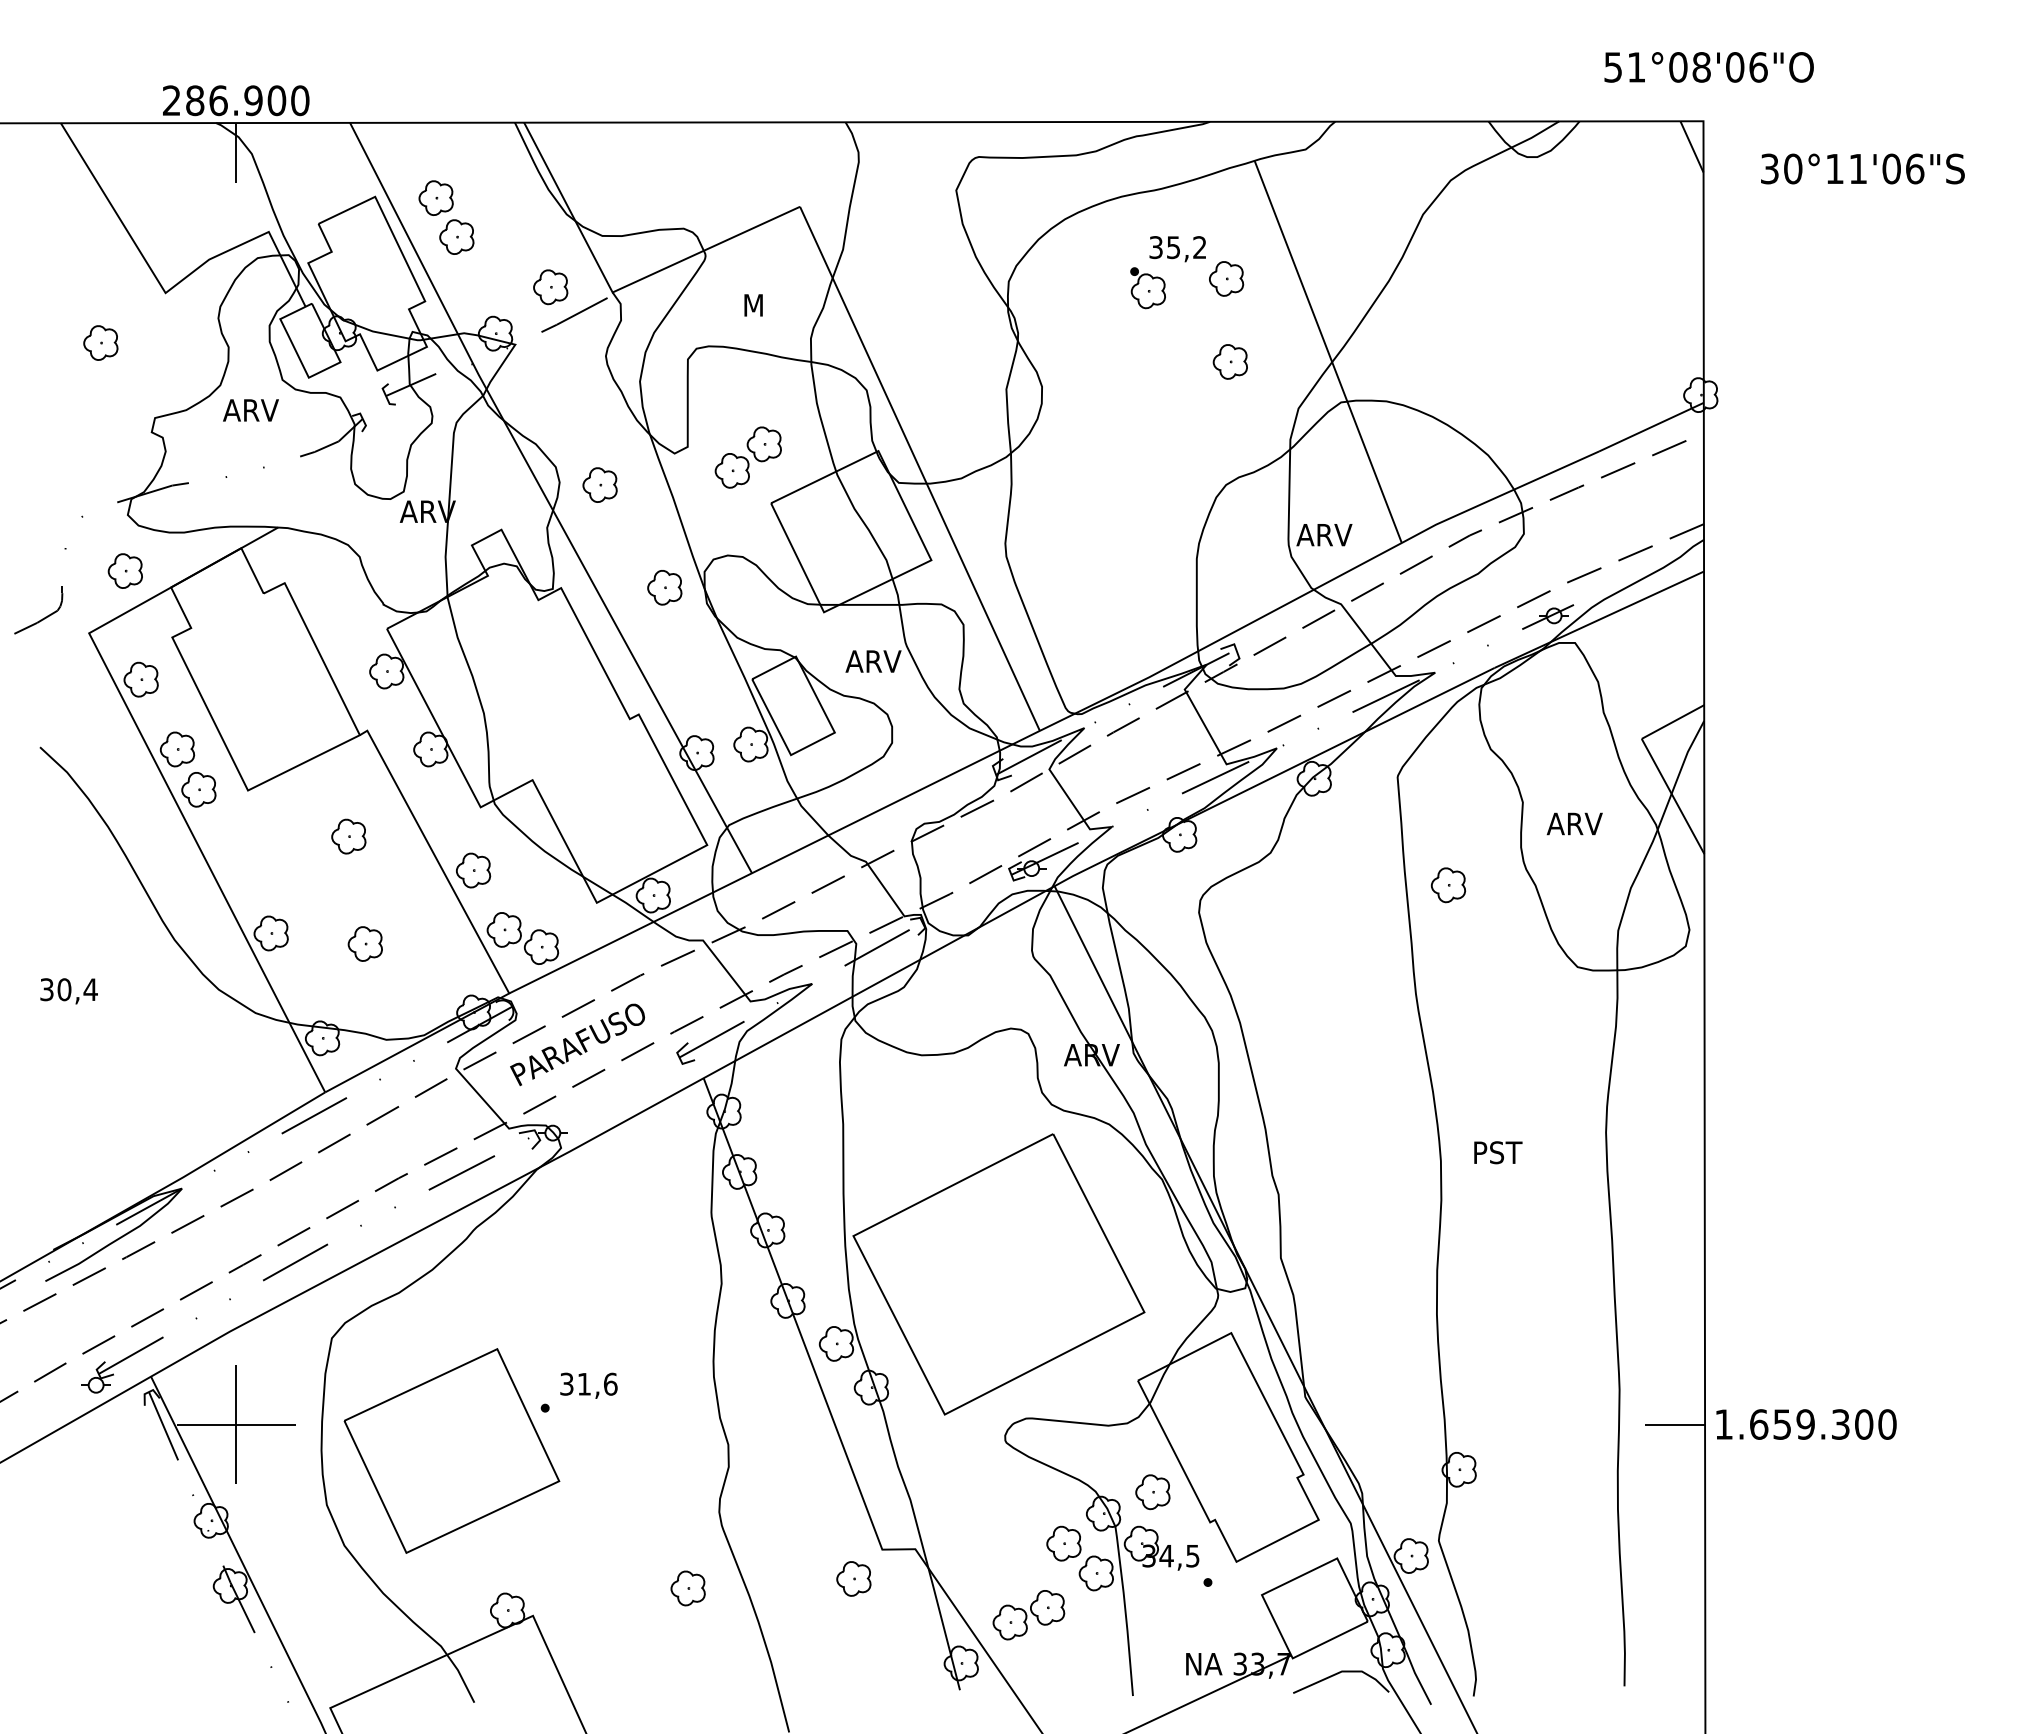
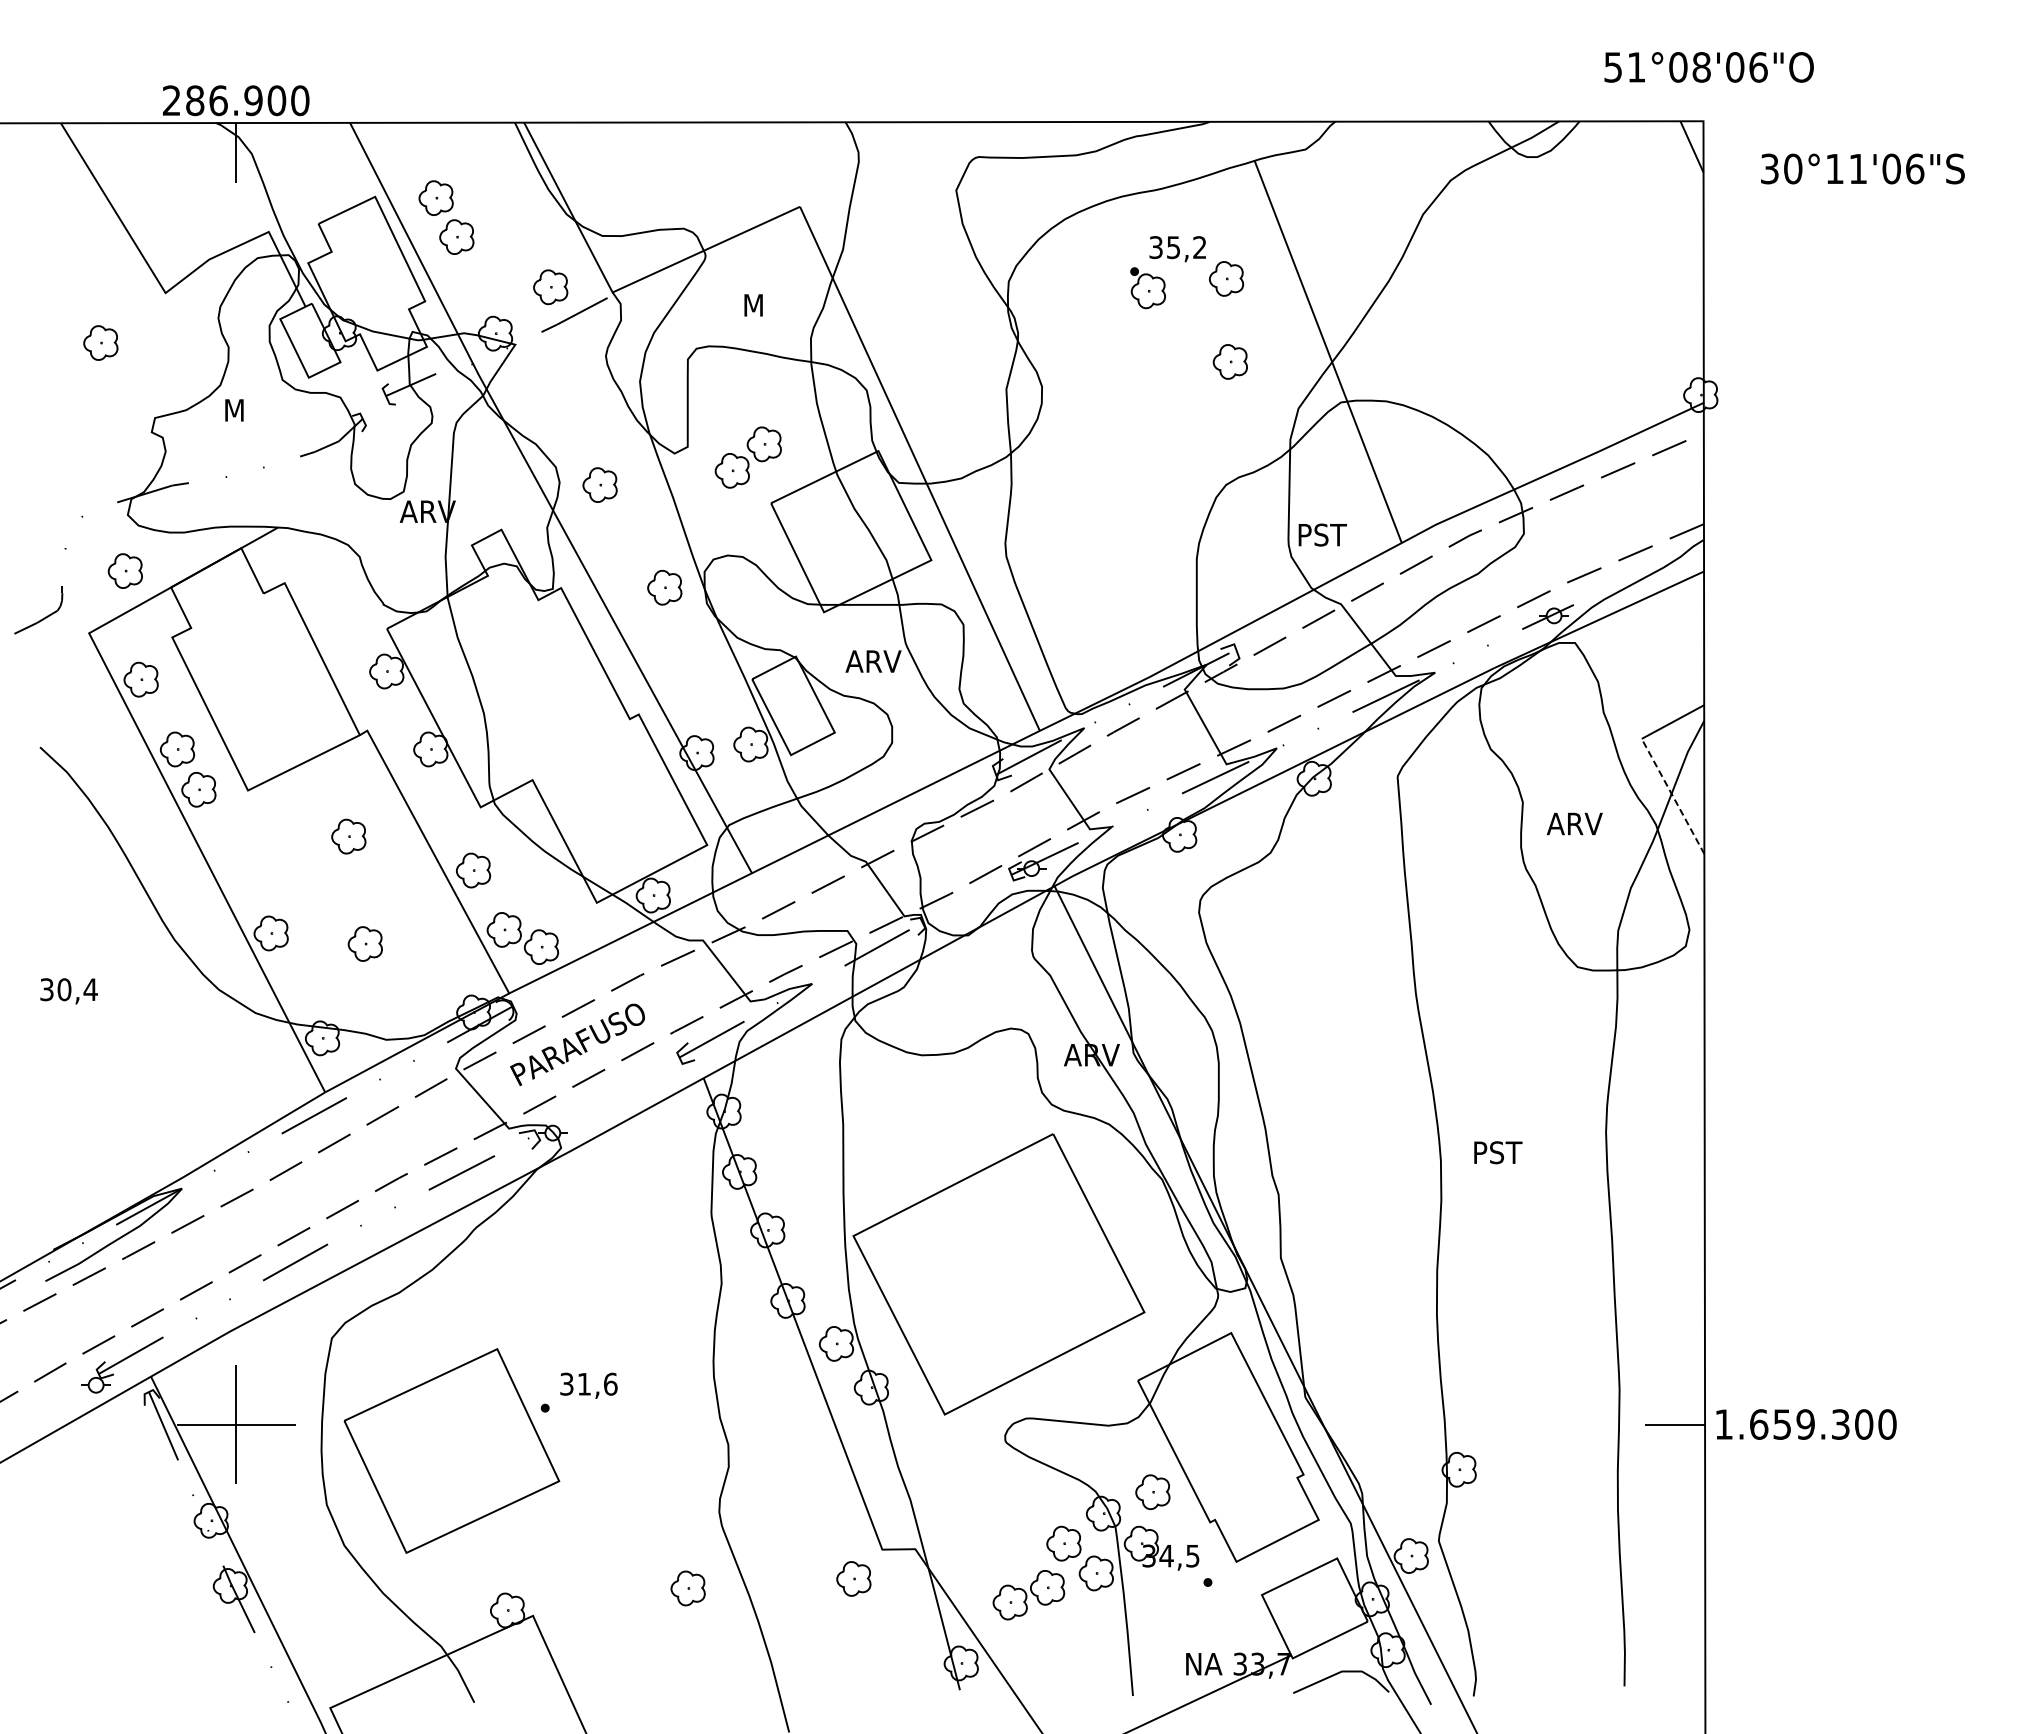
text: ARV -> M (250, 410)
text: ARV -> PST (1324, 534)
line: solid -> dashed (1673, 796)
part: present -> none (1448, 885)
part position: (1028, 1615) -> (1028, 1595) (1028, 1595)
